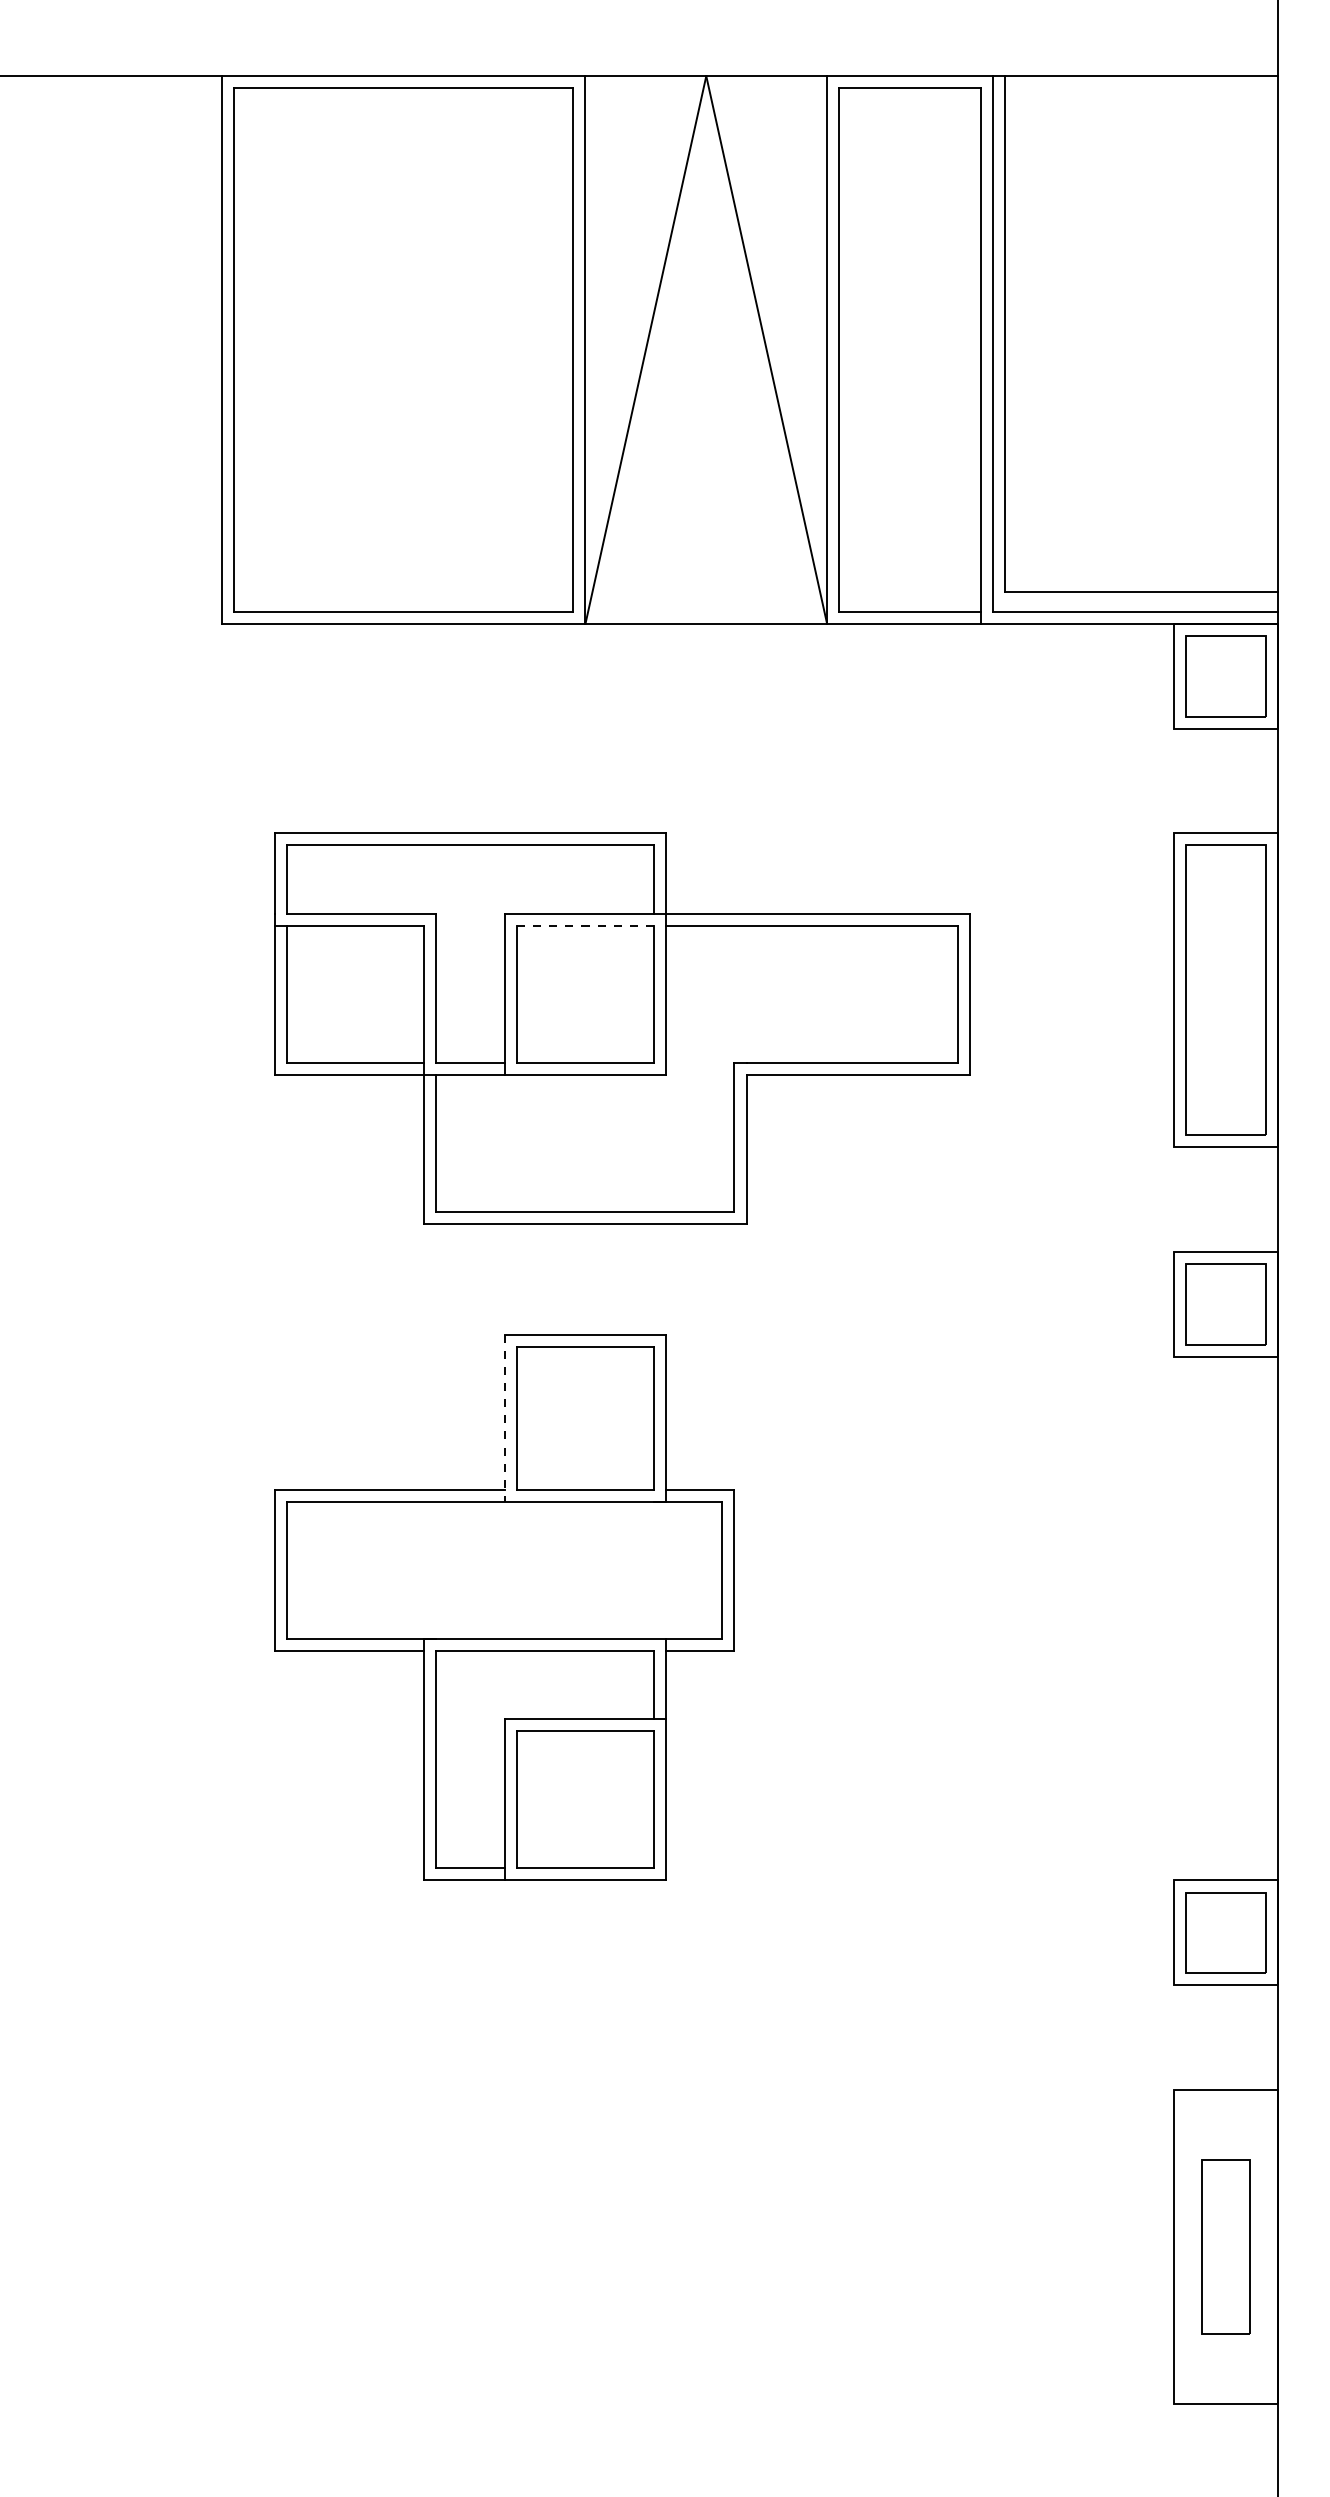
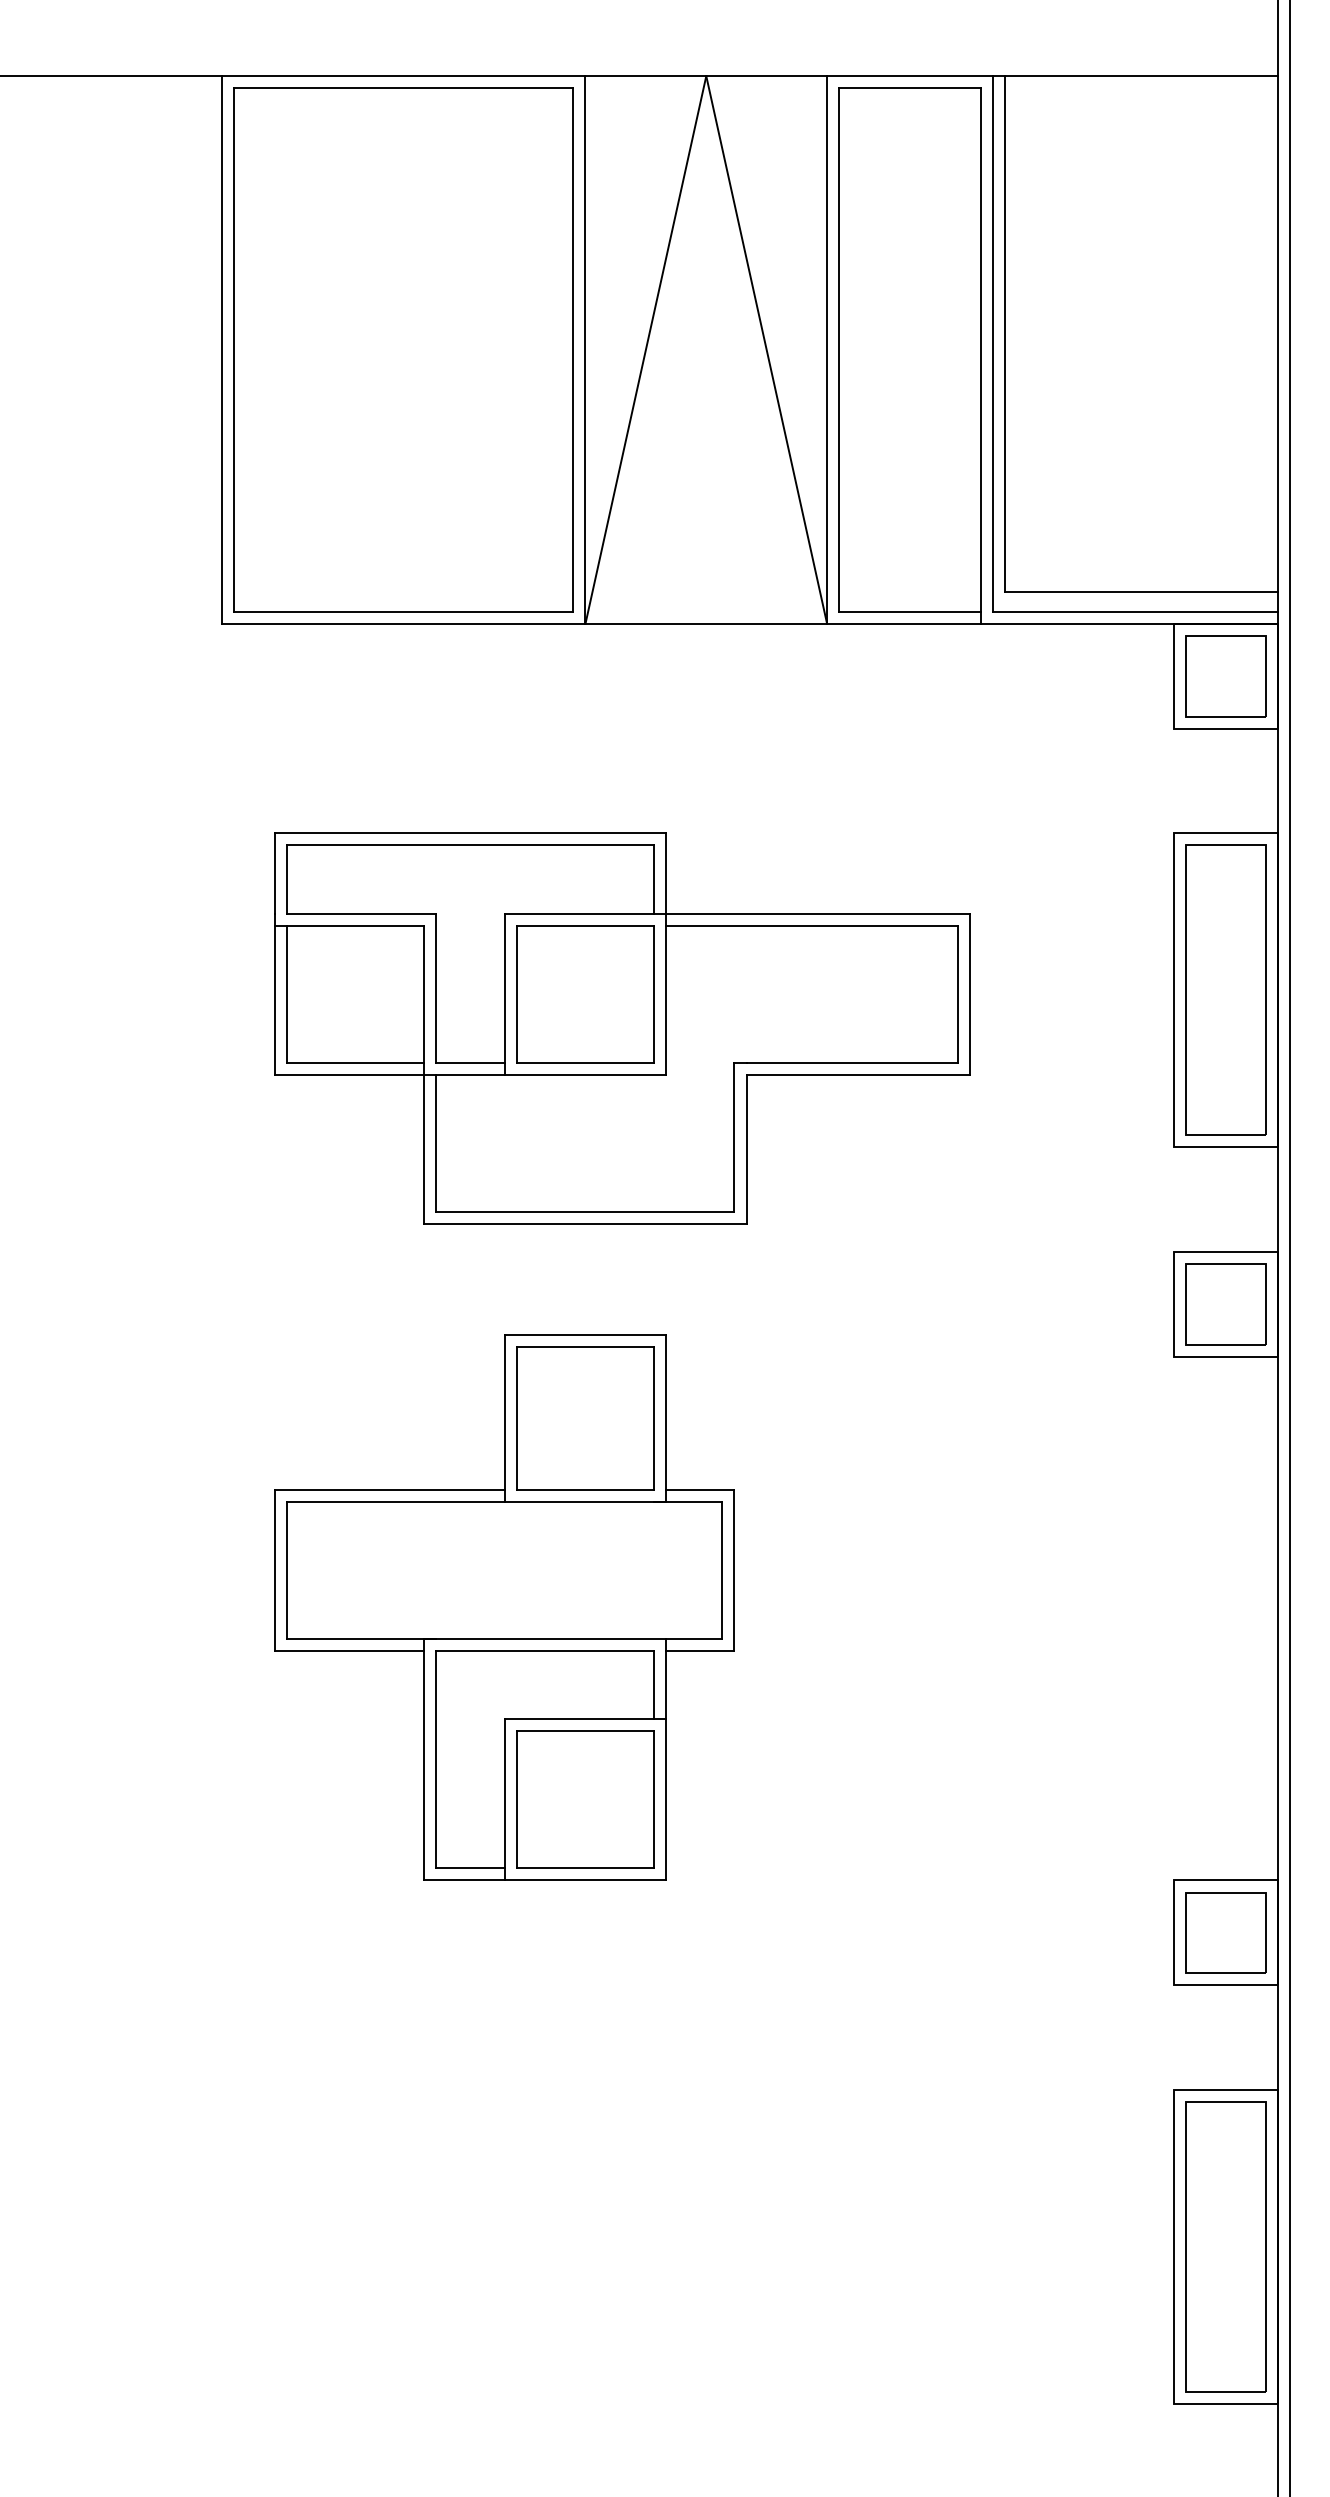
line: dashed -> solid (584, 925)
line: none -> present (1290, 1247)
line: dashed -> solid (504, 1418)
part size: 50x176 px -> 82x292 px (1225, 2246)
